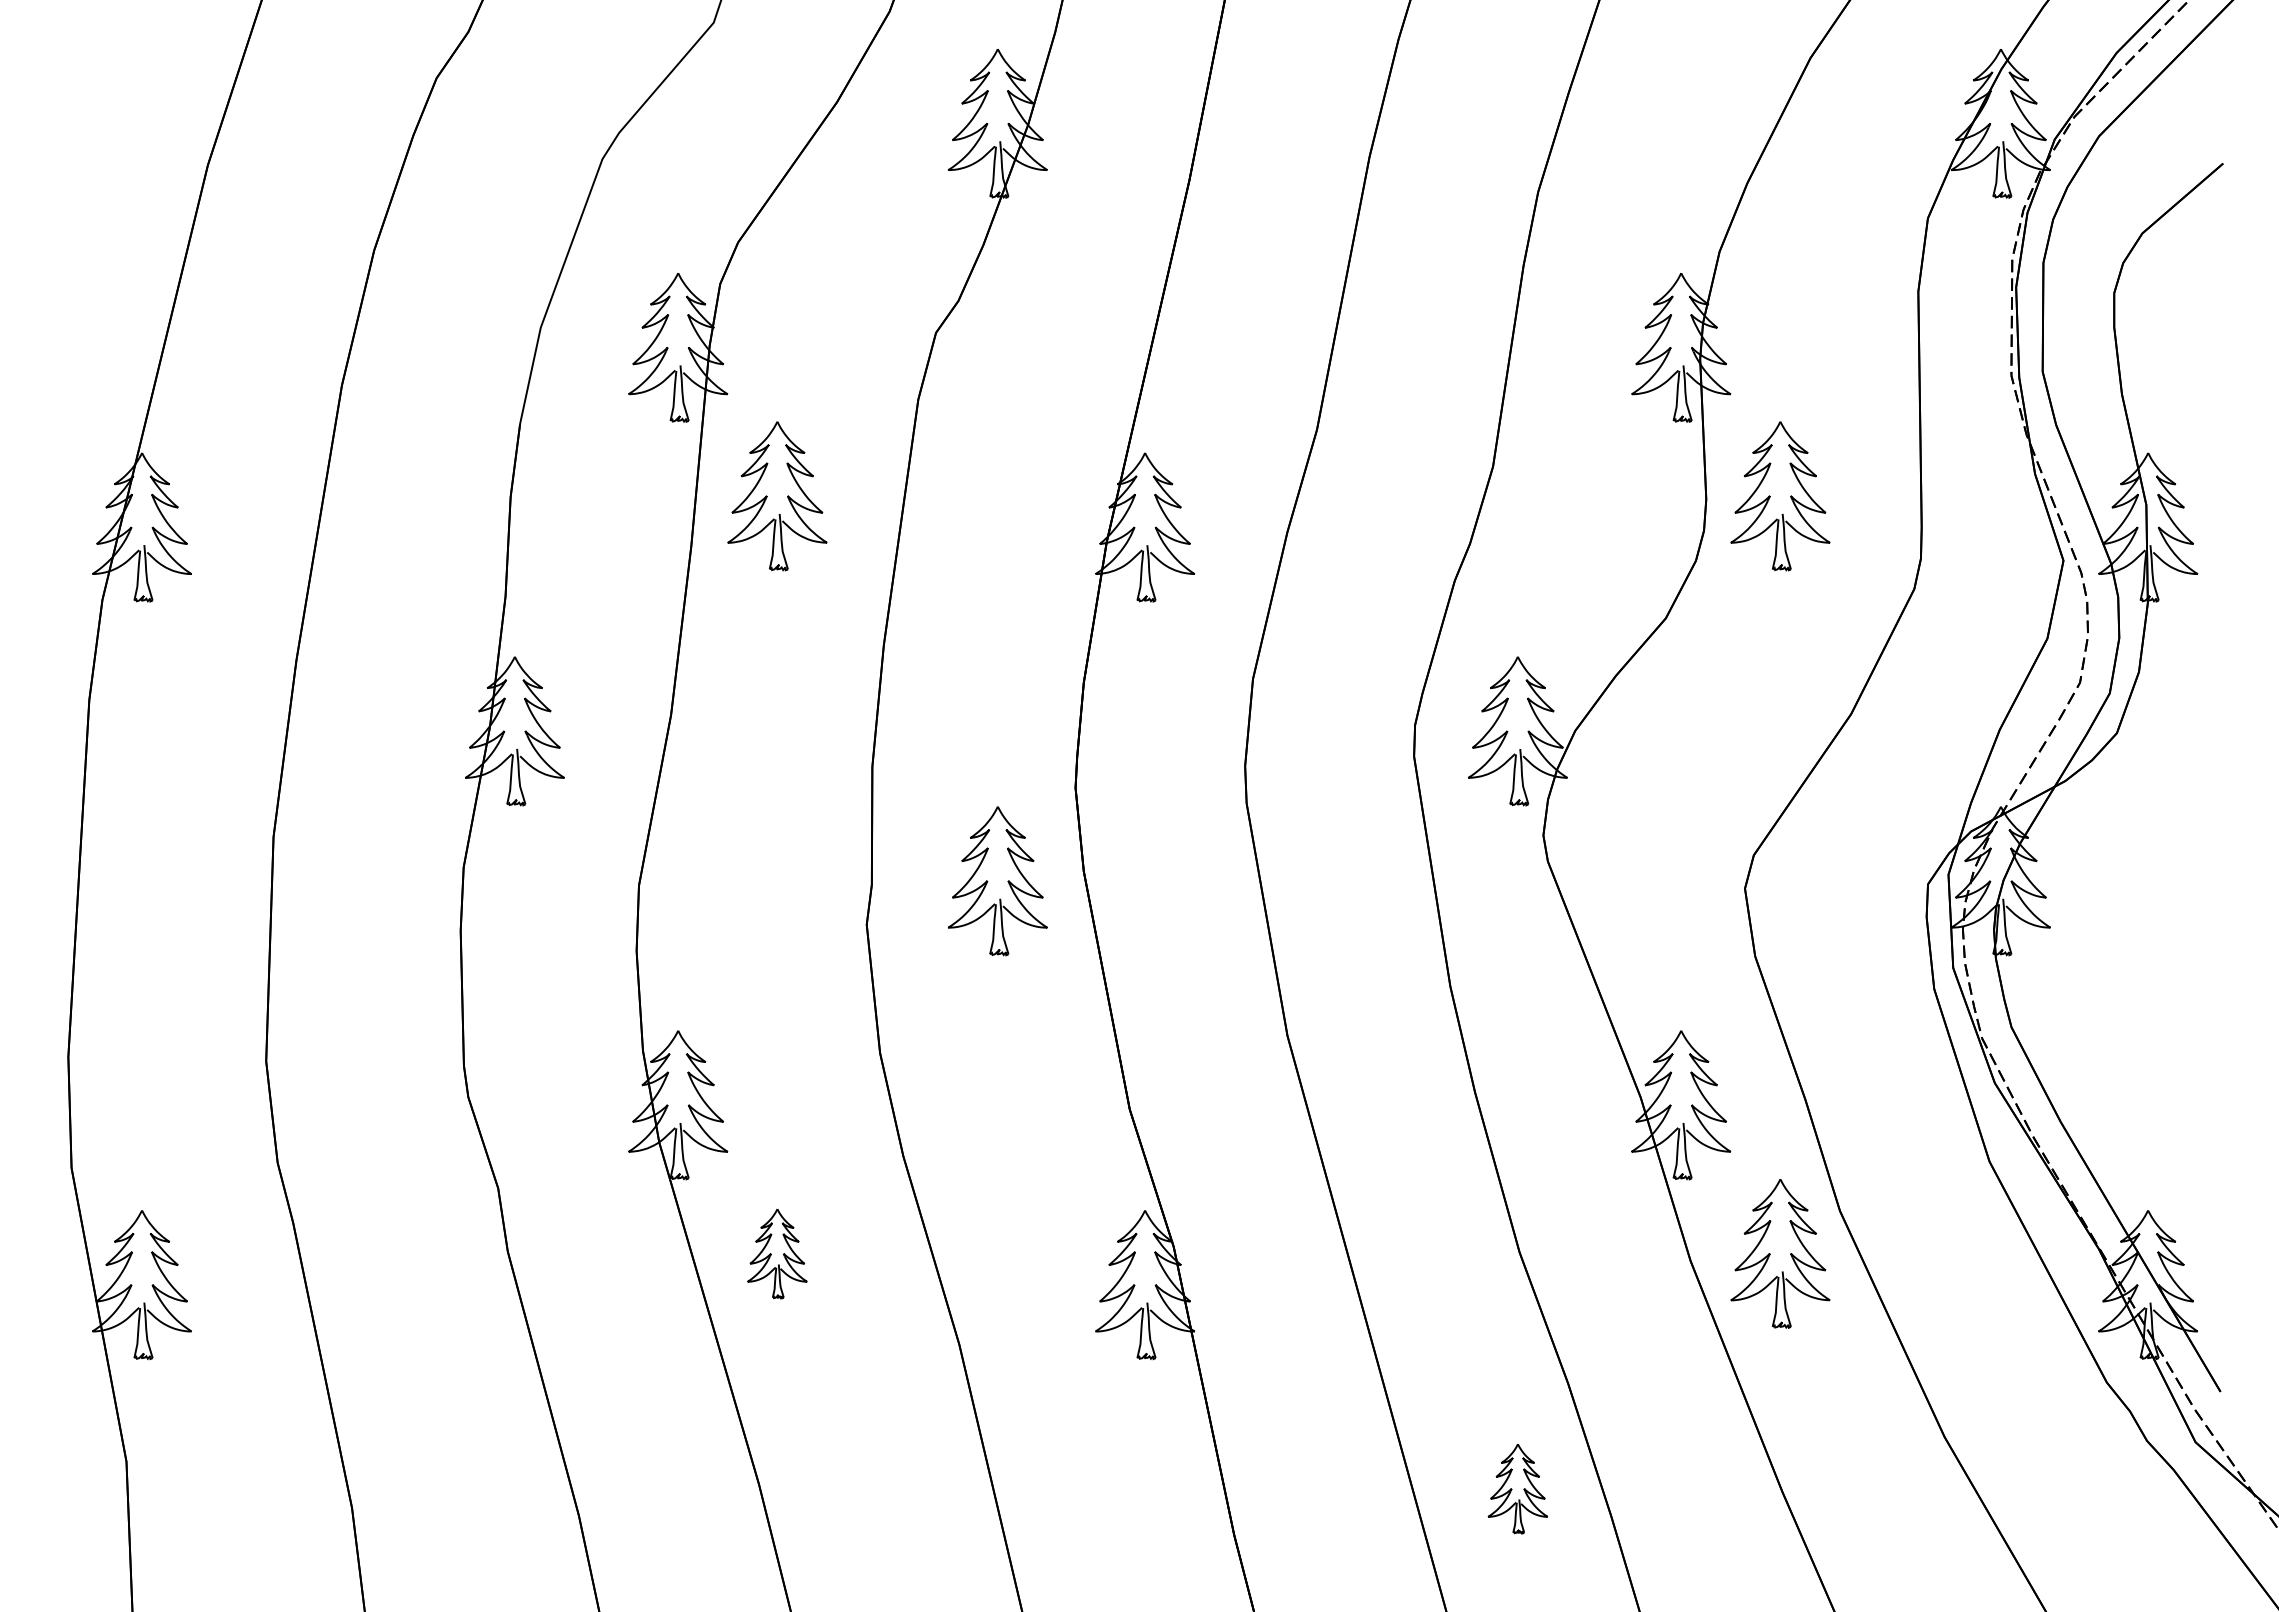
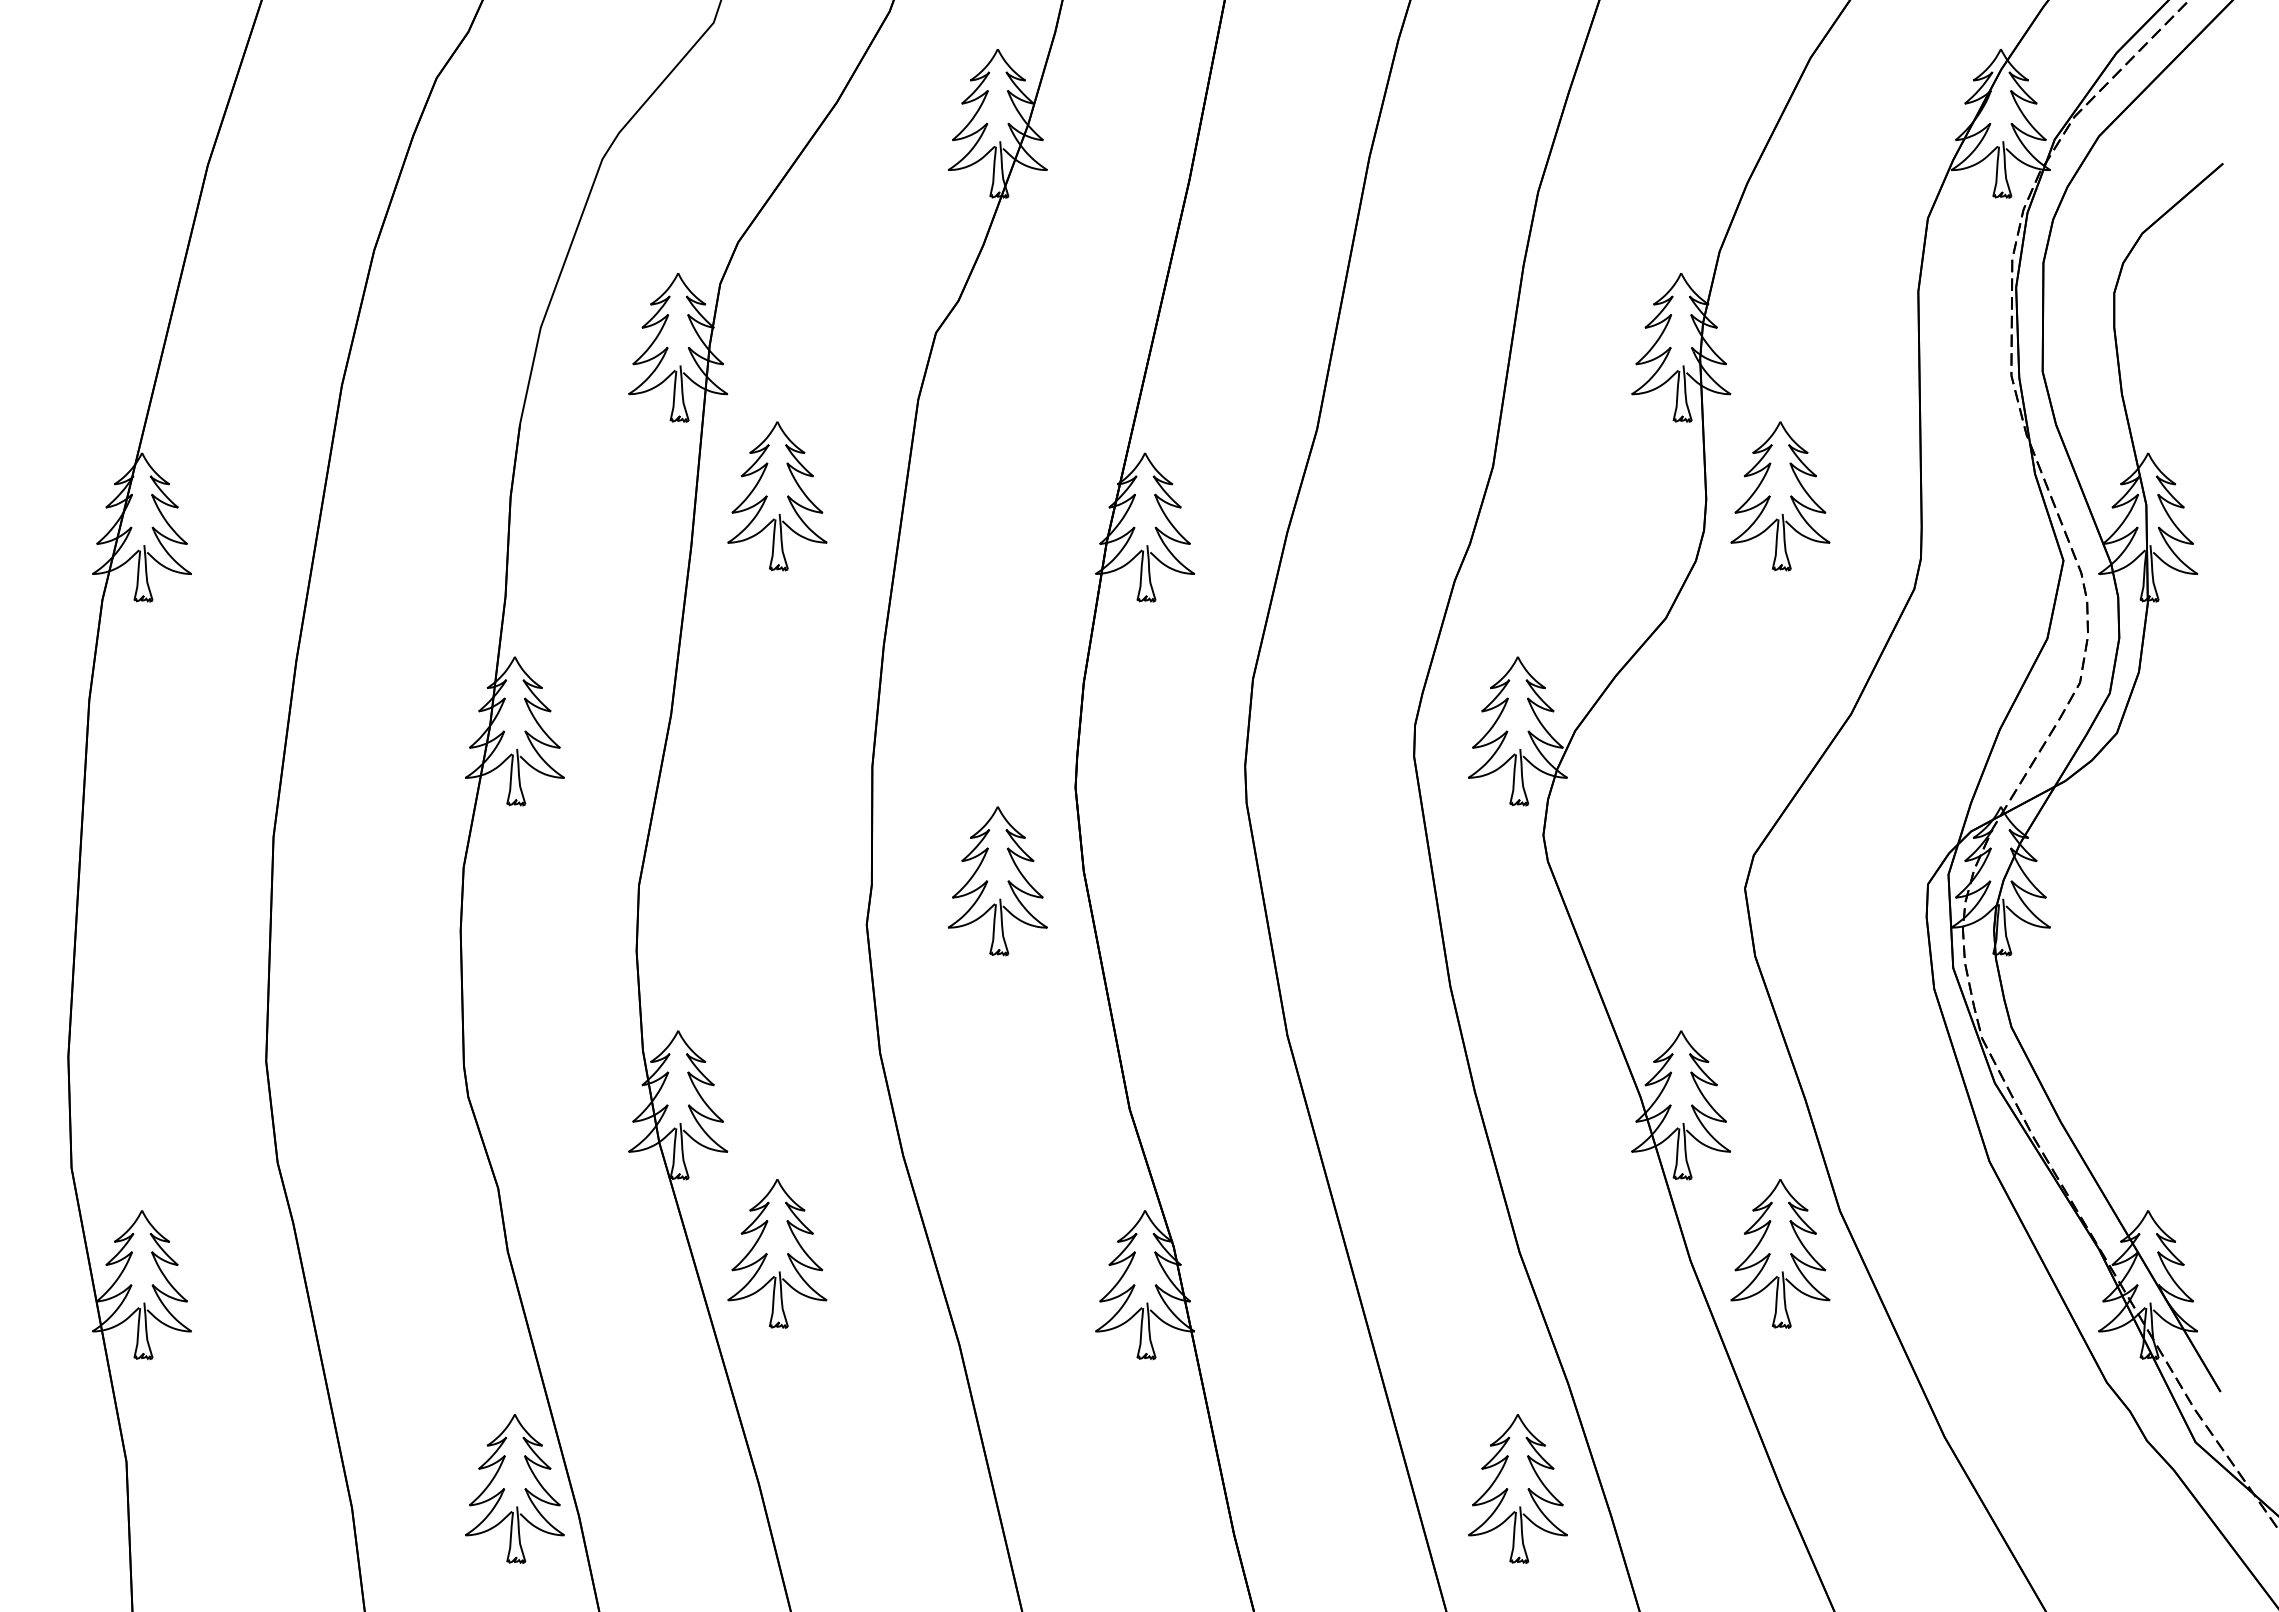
part size: 61x91 px -> 101x150 px (777, 1253)
part: none -> present (514, 1488)
part size: 61x91 px -> 100x150 px (1517, 1488)
